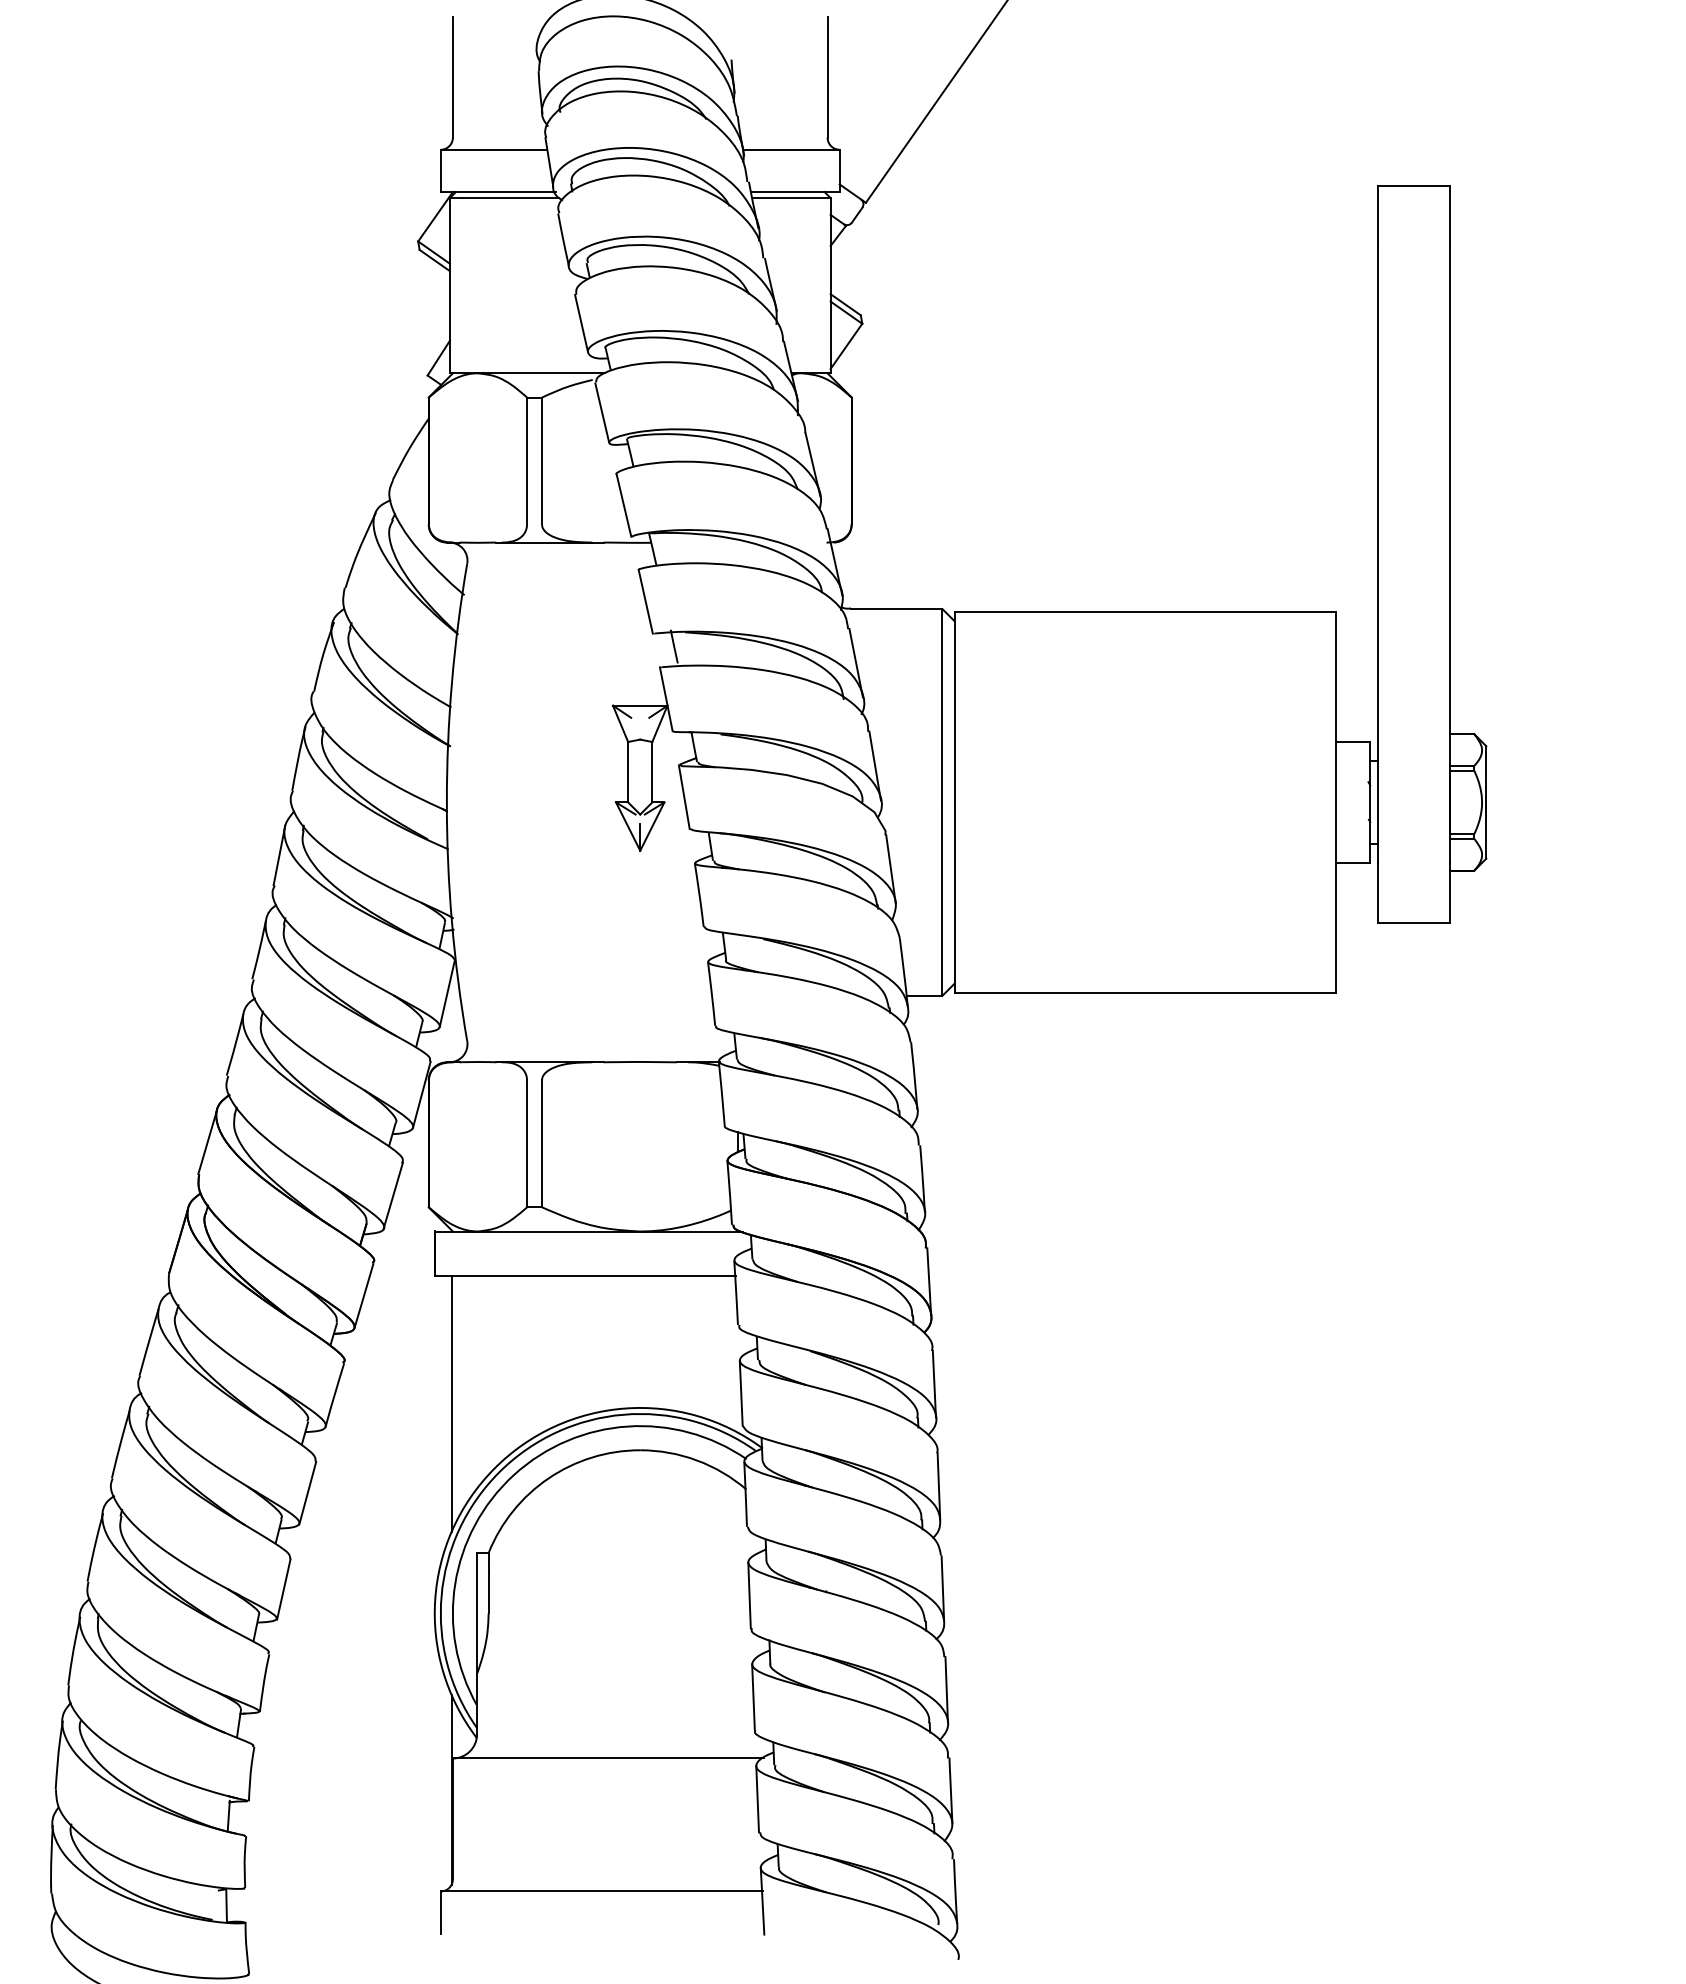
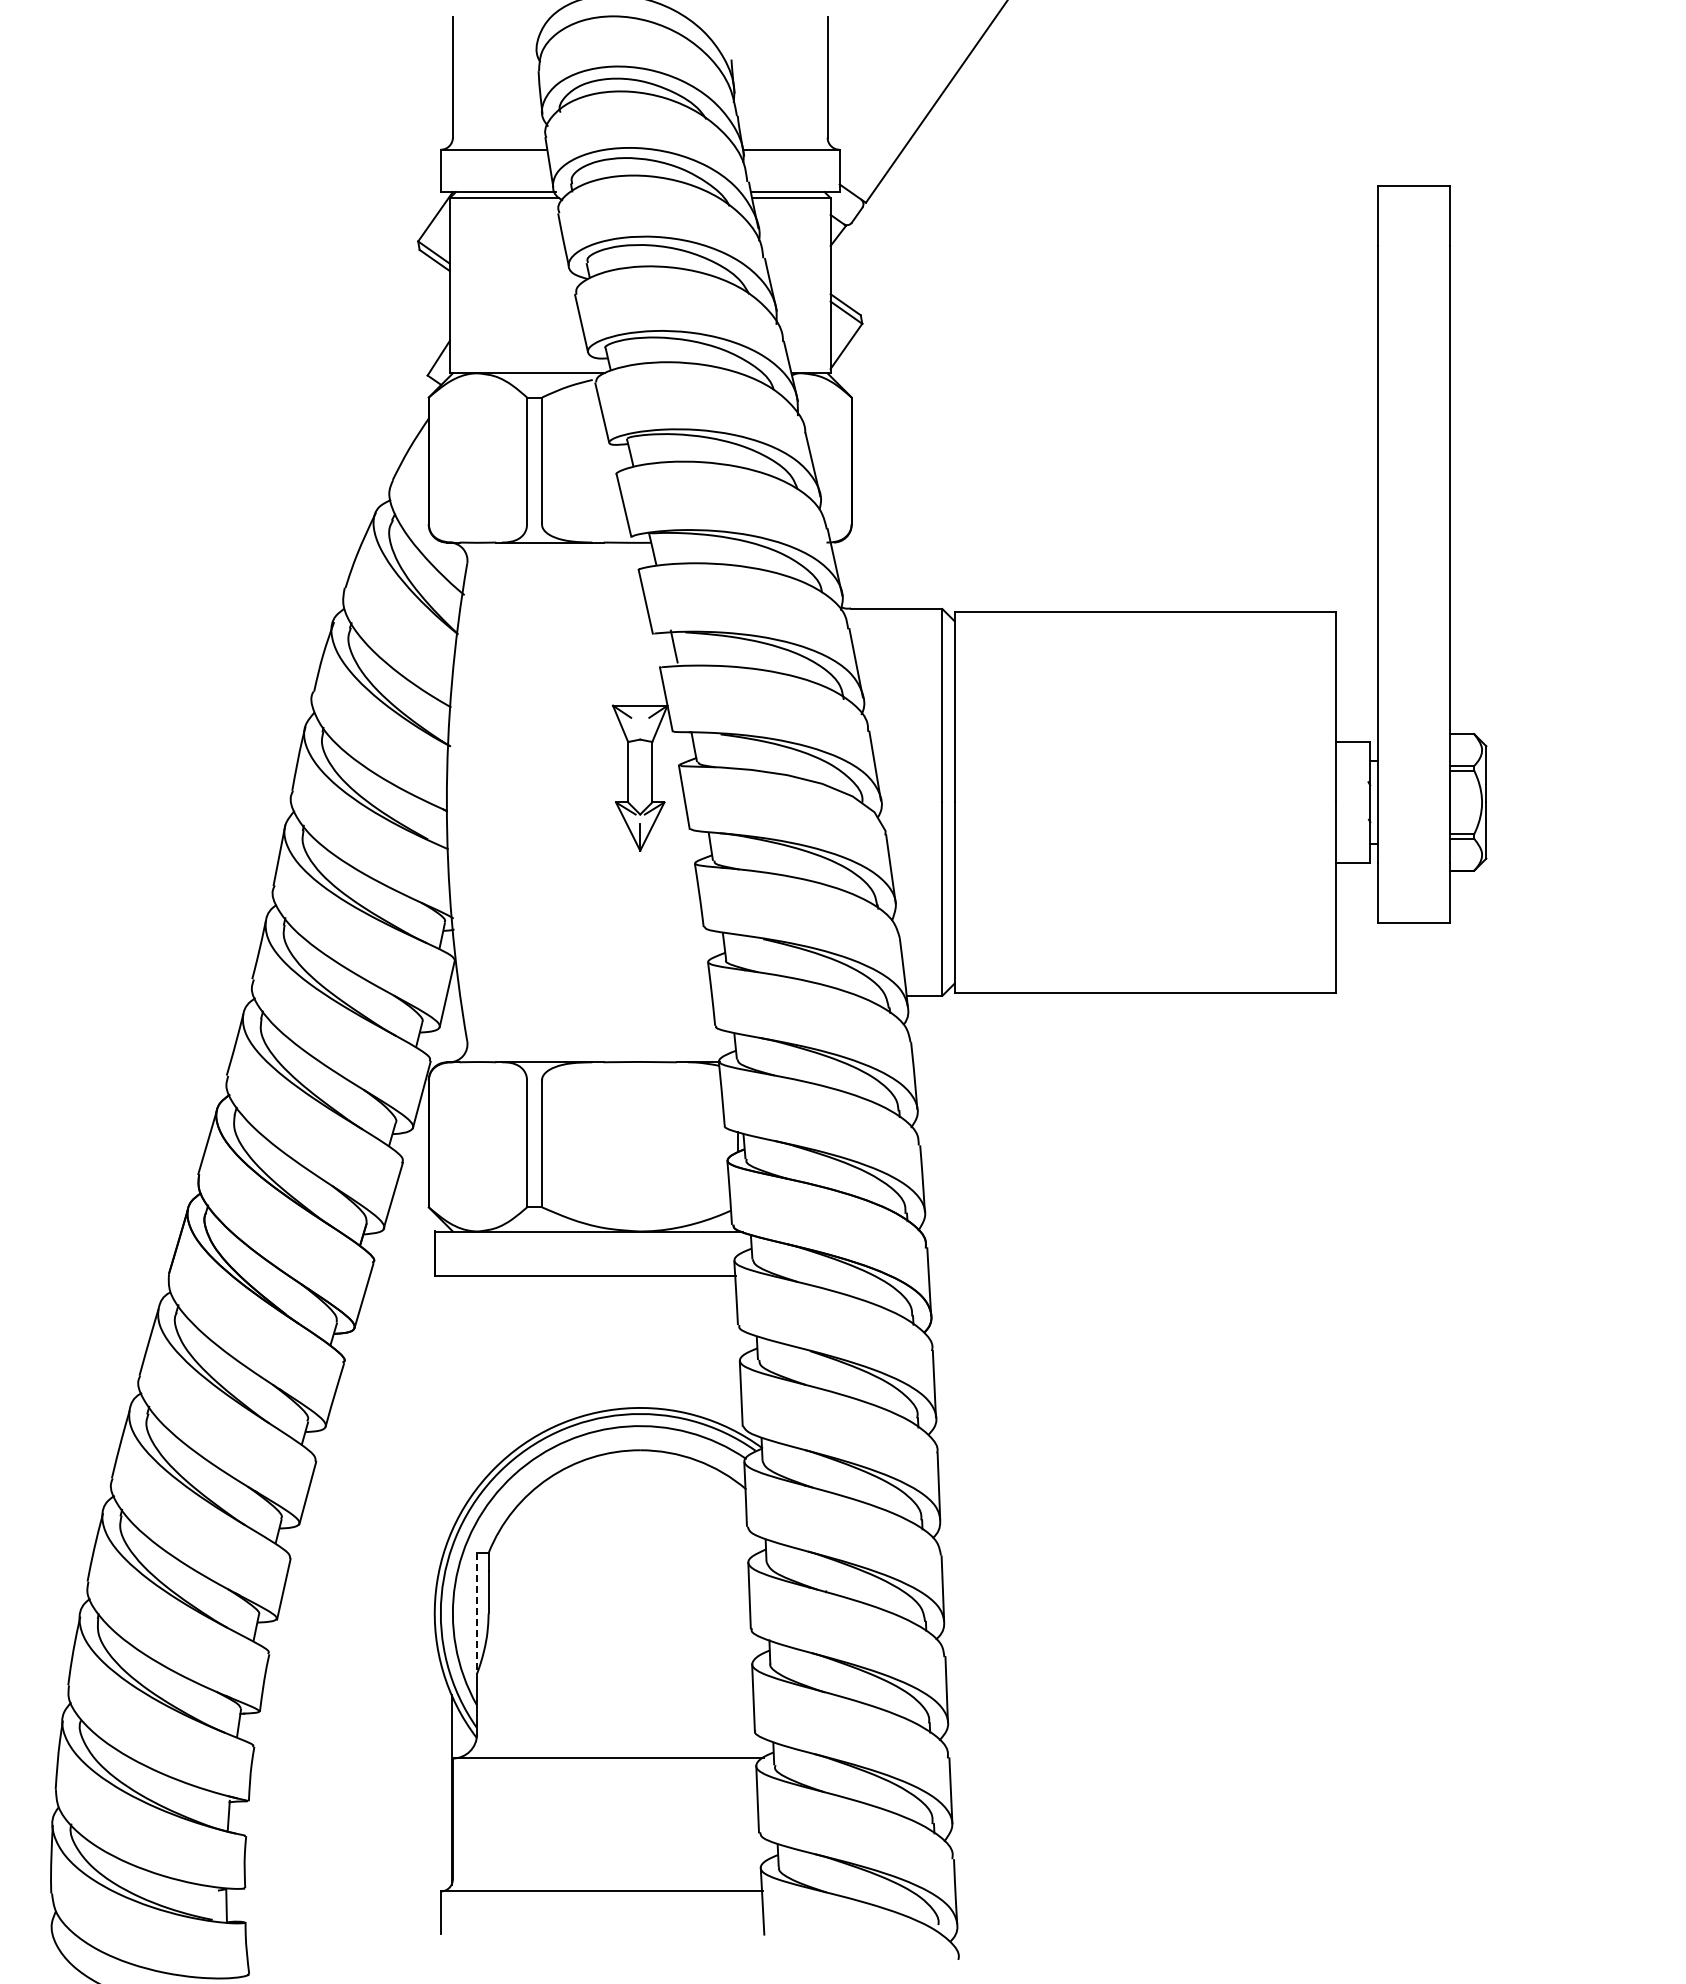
line: present -> none (451, 1403)
line: solid -> dashed (477, 1613)
